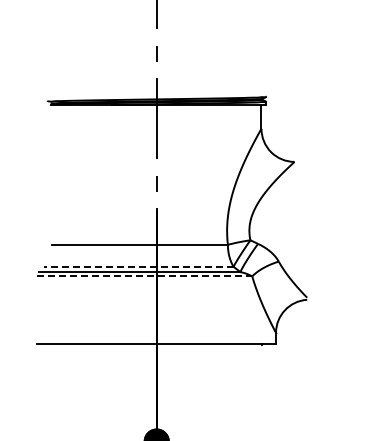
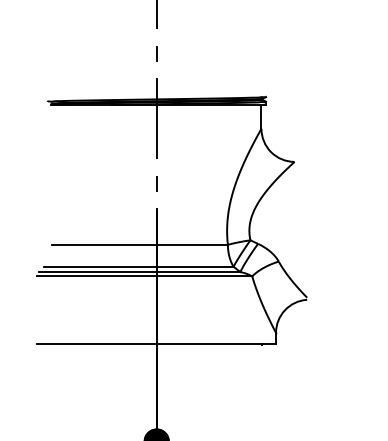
line: dashed -> solid (138, 266)
line: dashed -> solid (145, 276)
